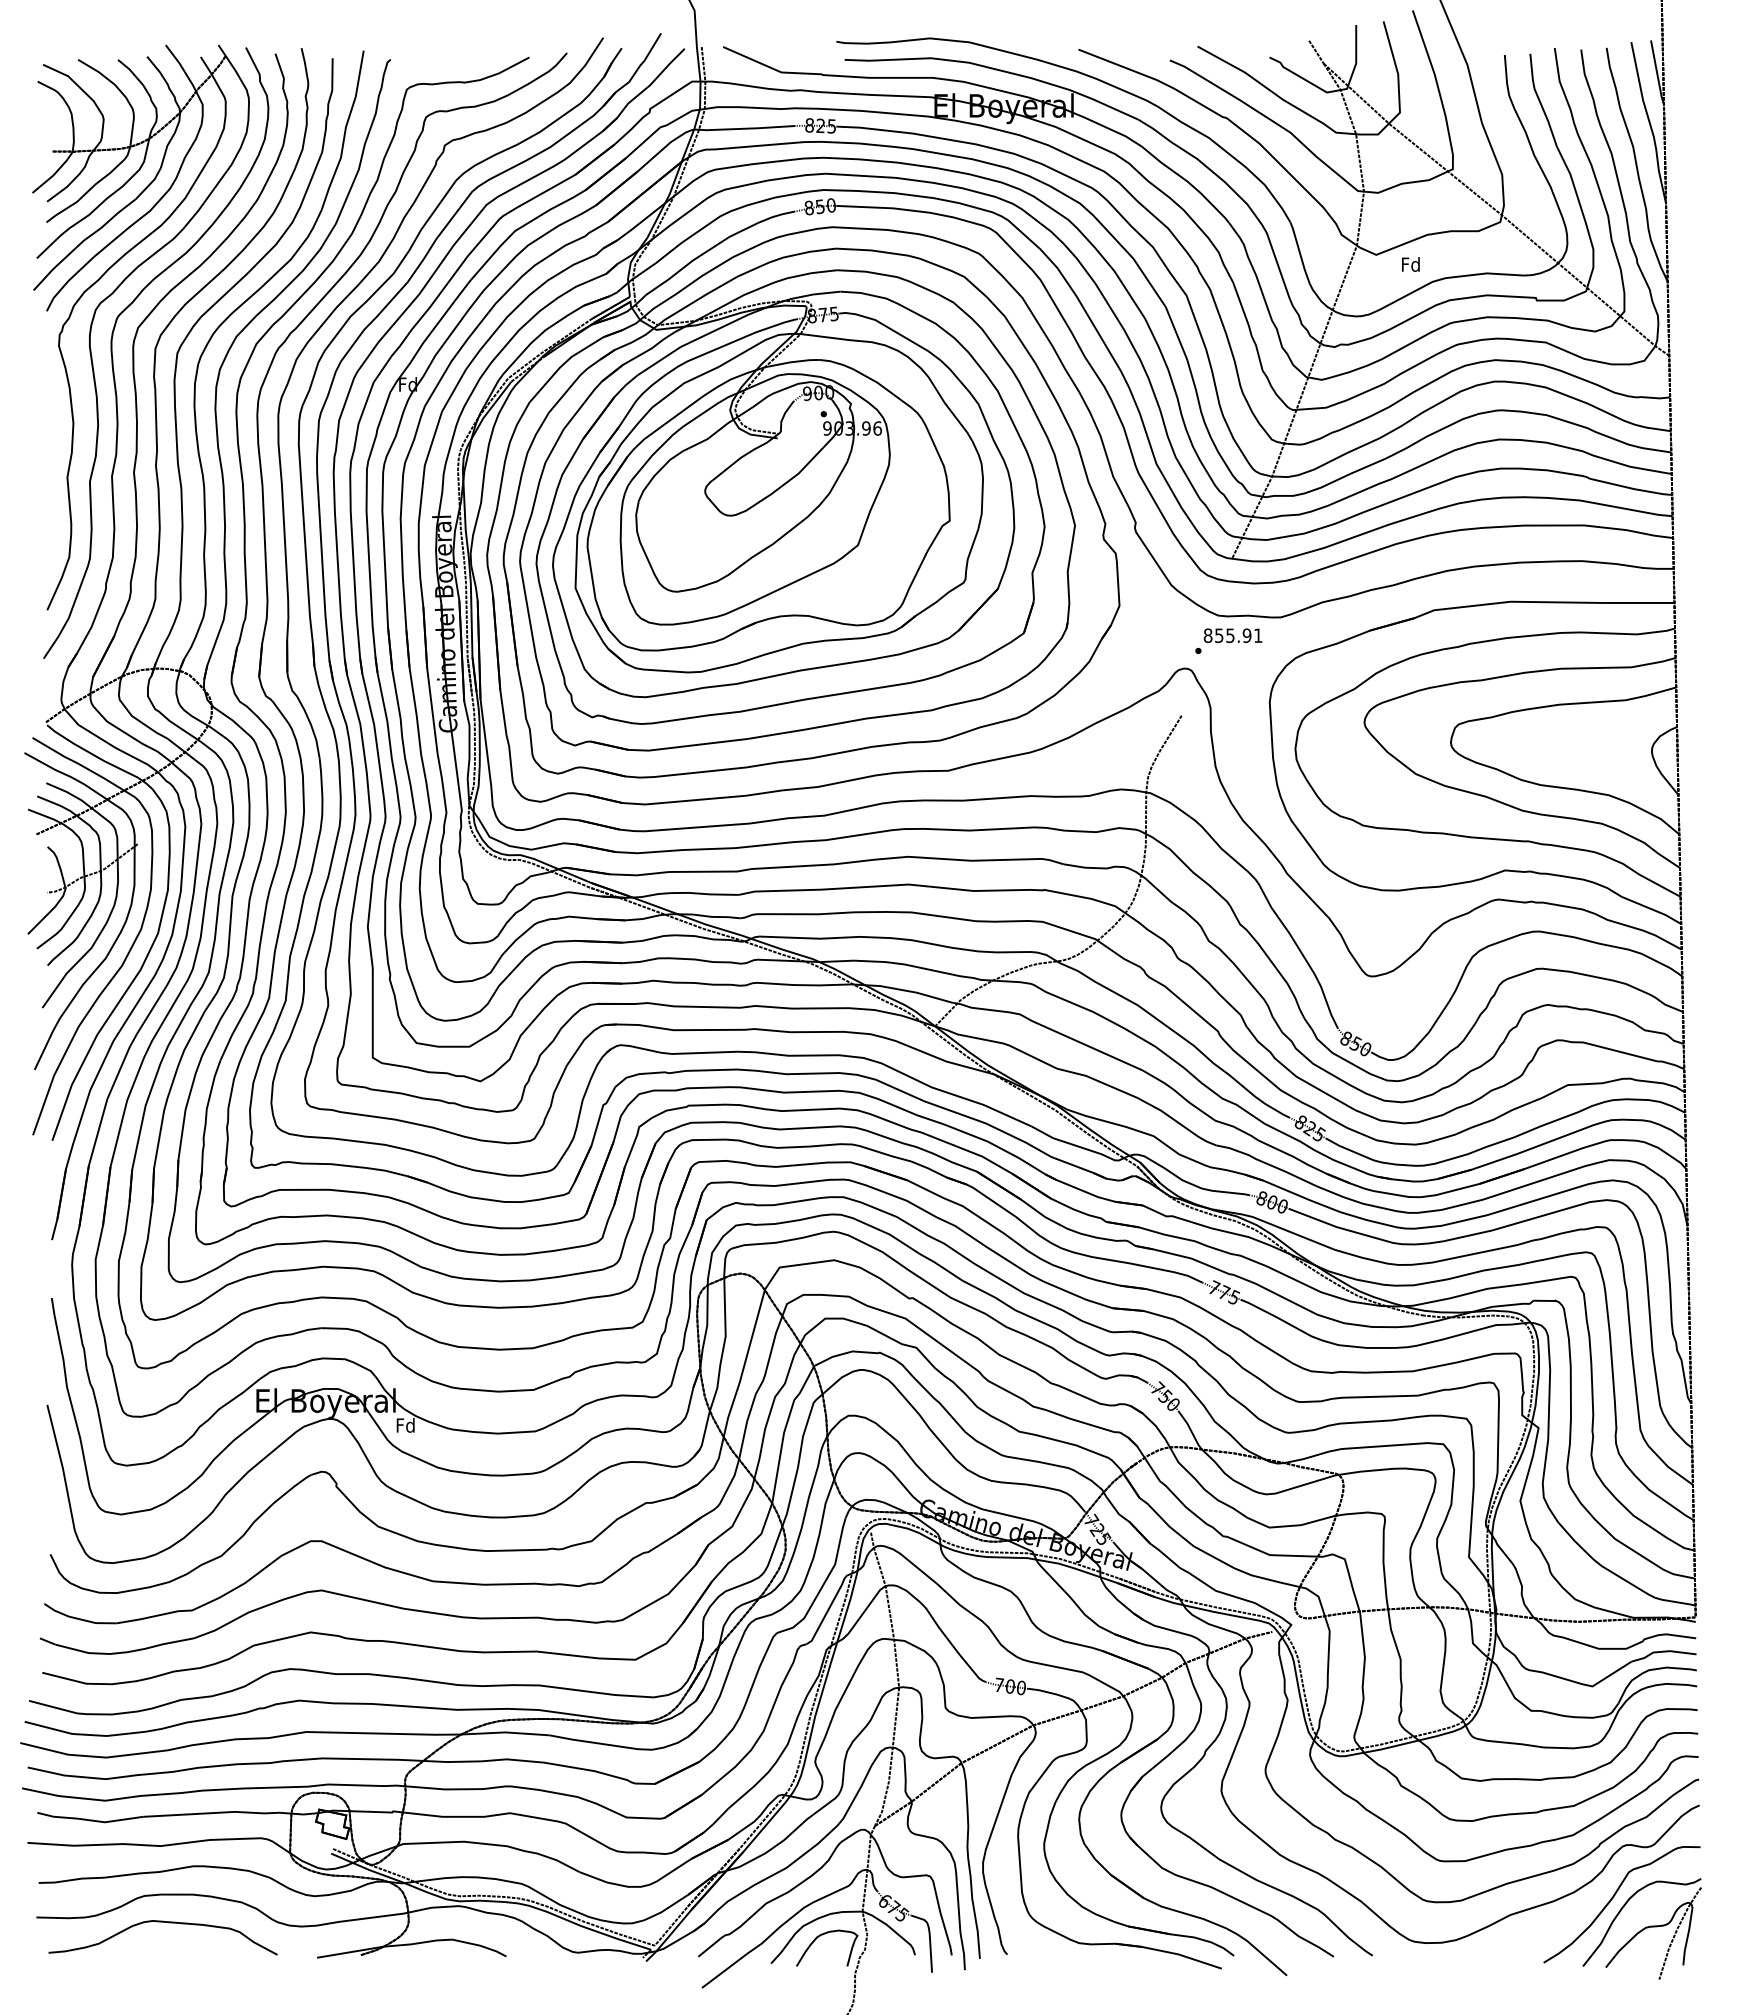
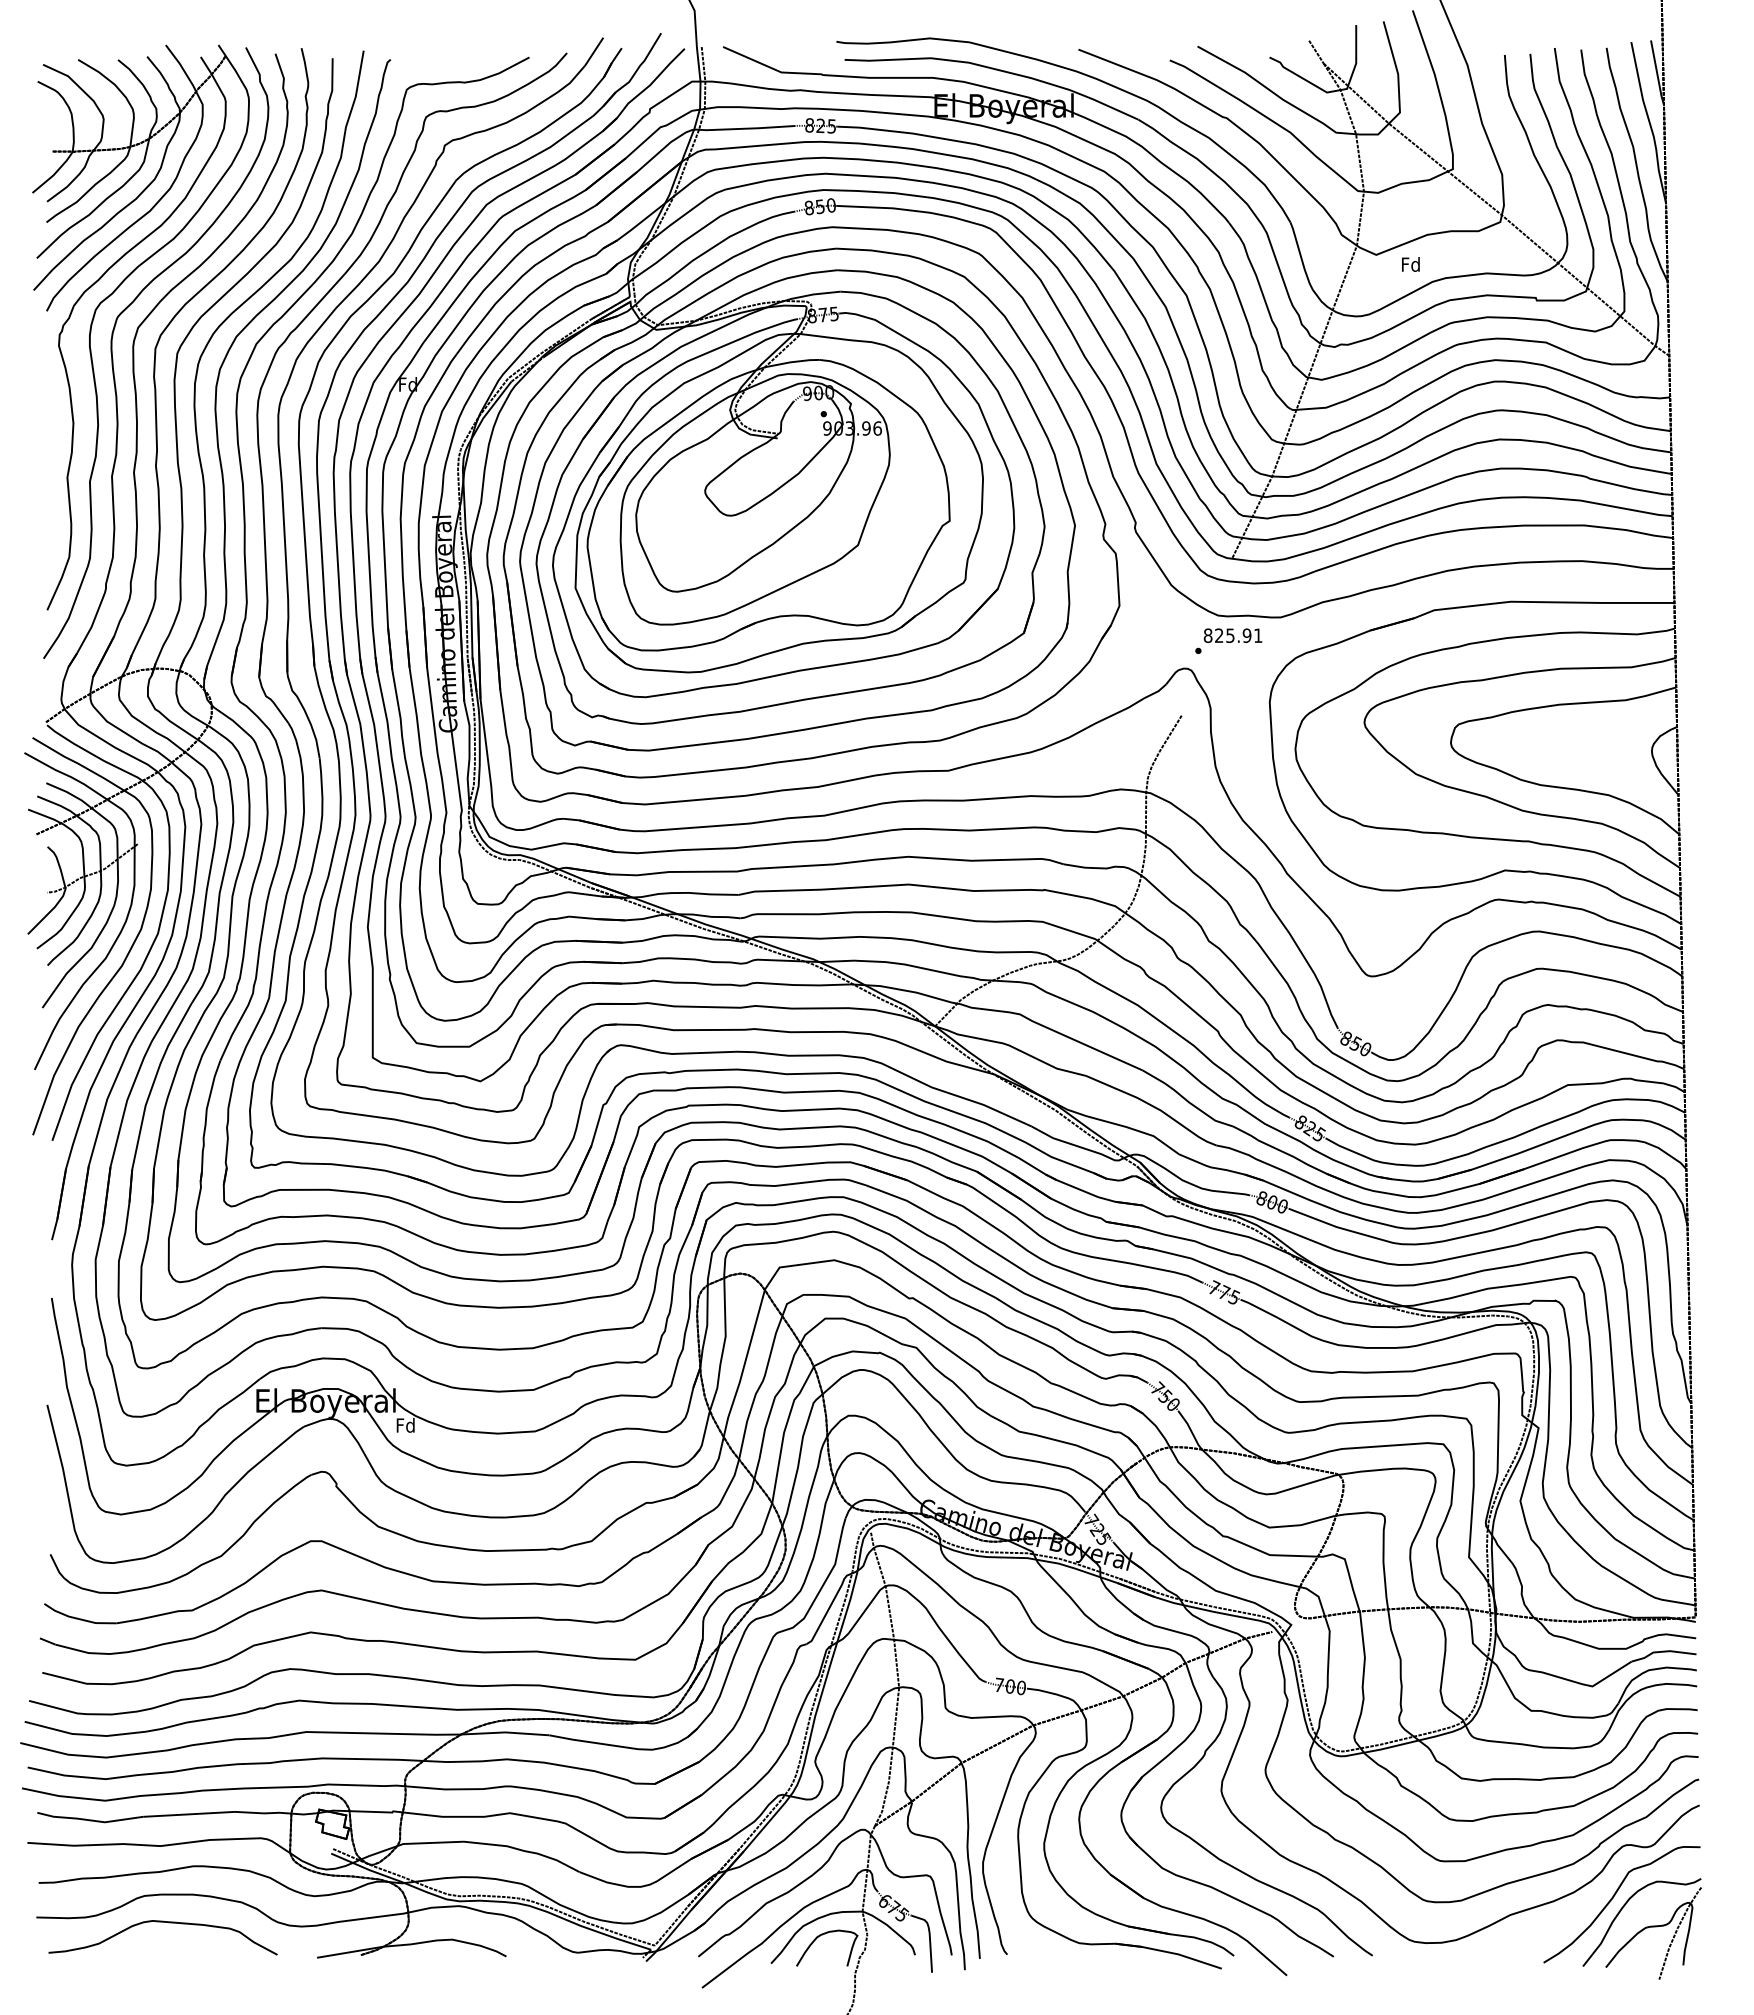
text: 855.91 -> 825.91 (1219, 635)
